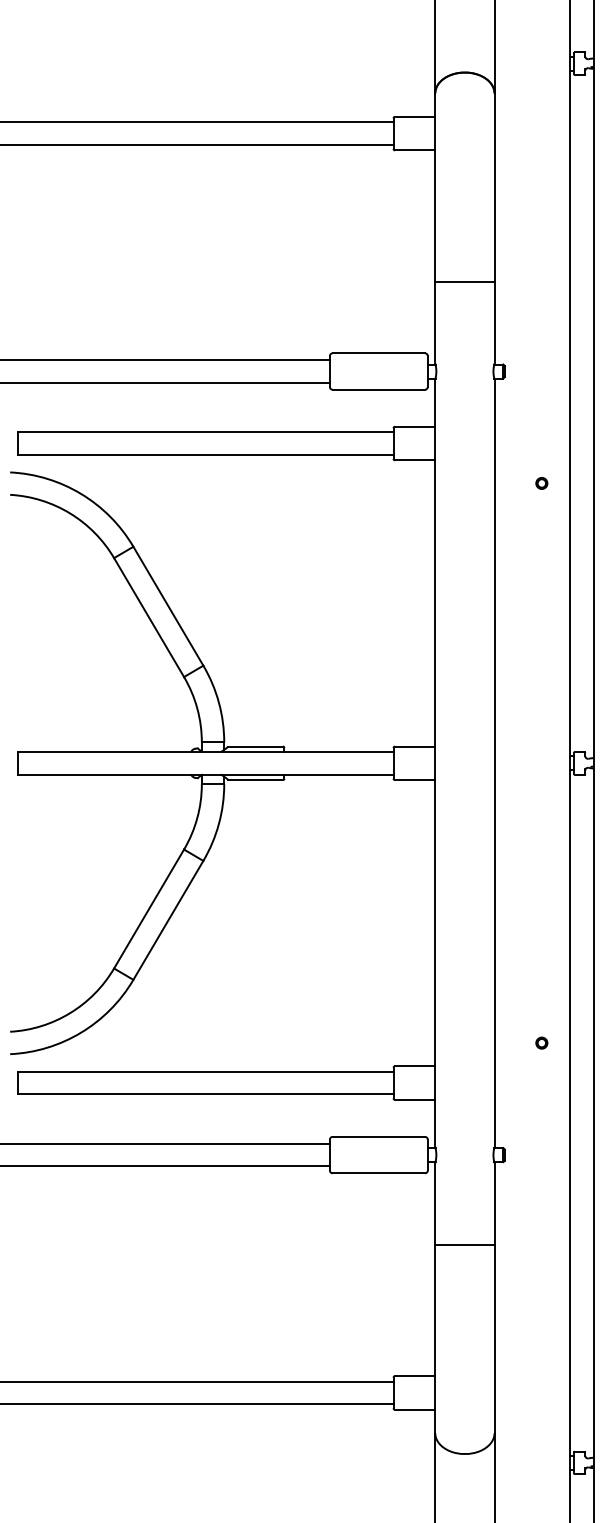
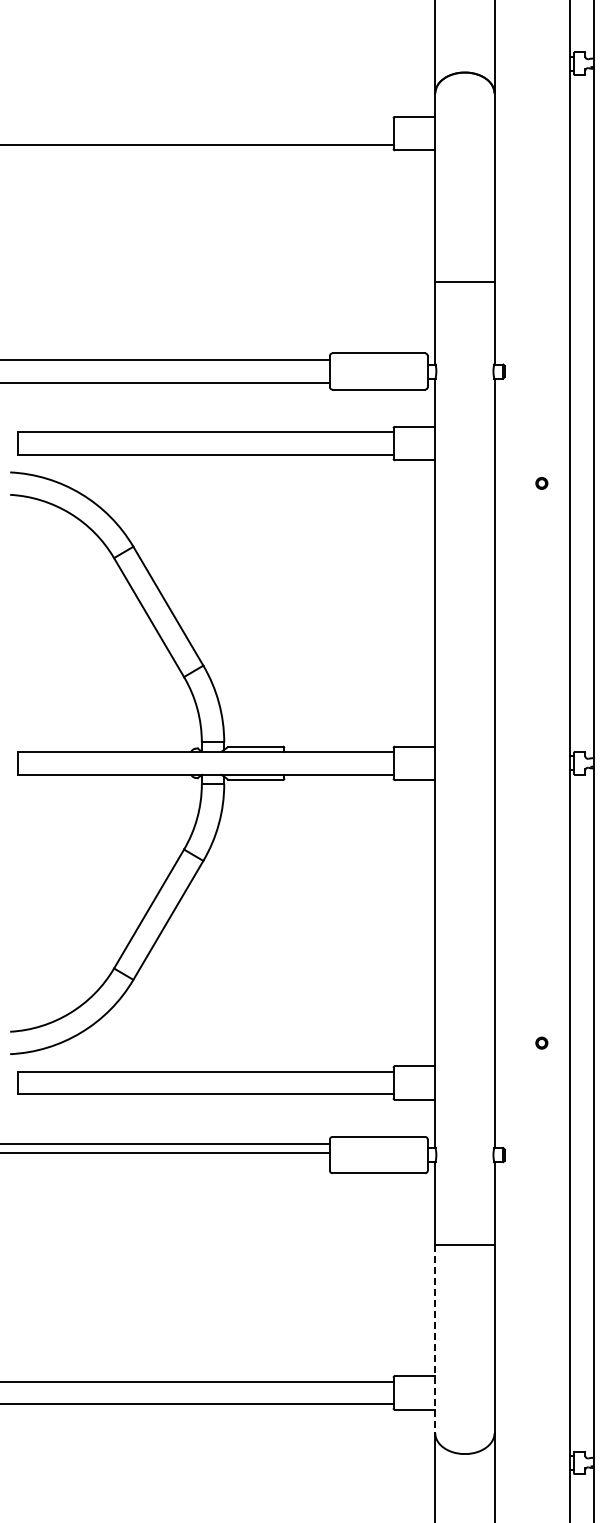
line: present -> none (197, 122)
line position: (165, 1166) -> (165, 1153) (165, 1153)
line: solid -> dashed (435, 1339)
